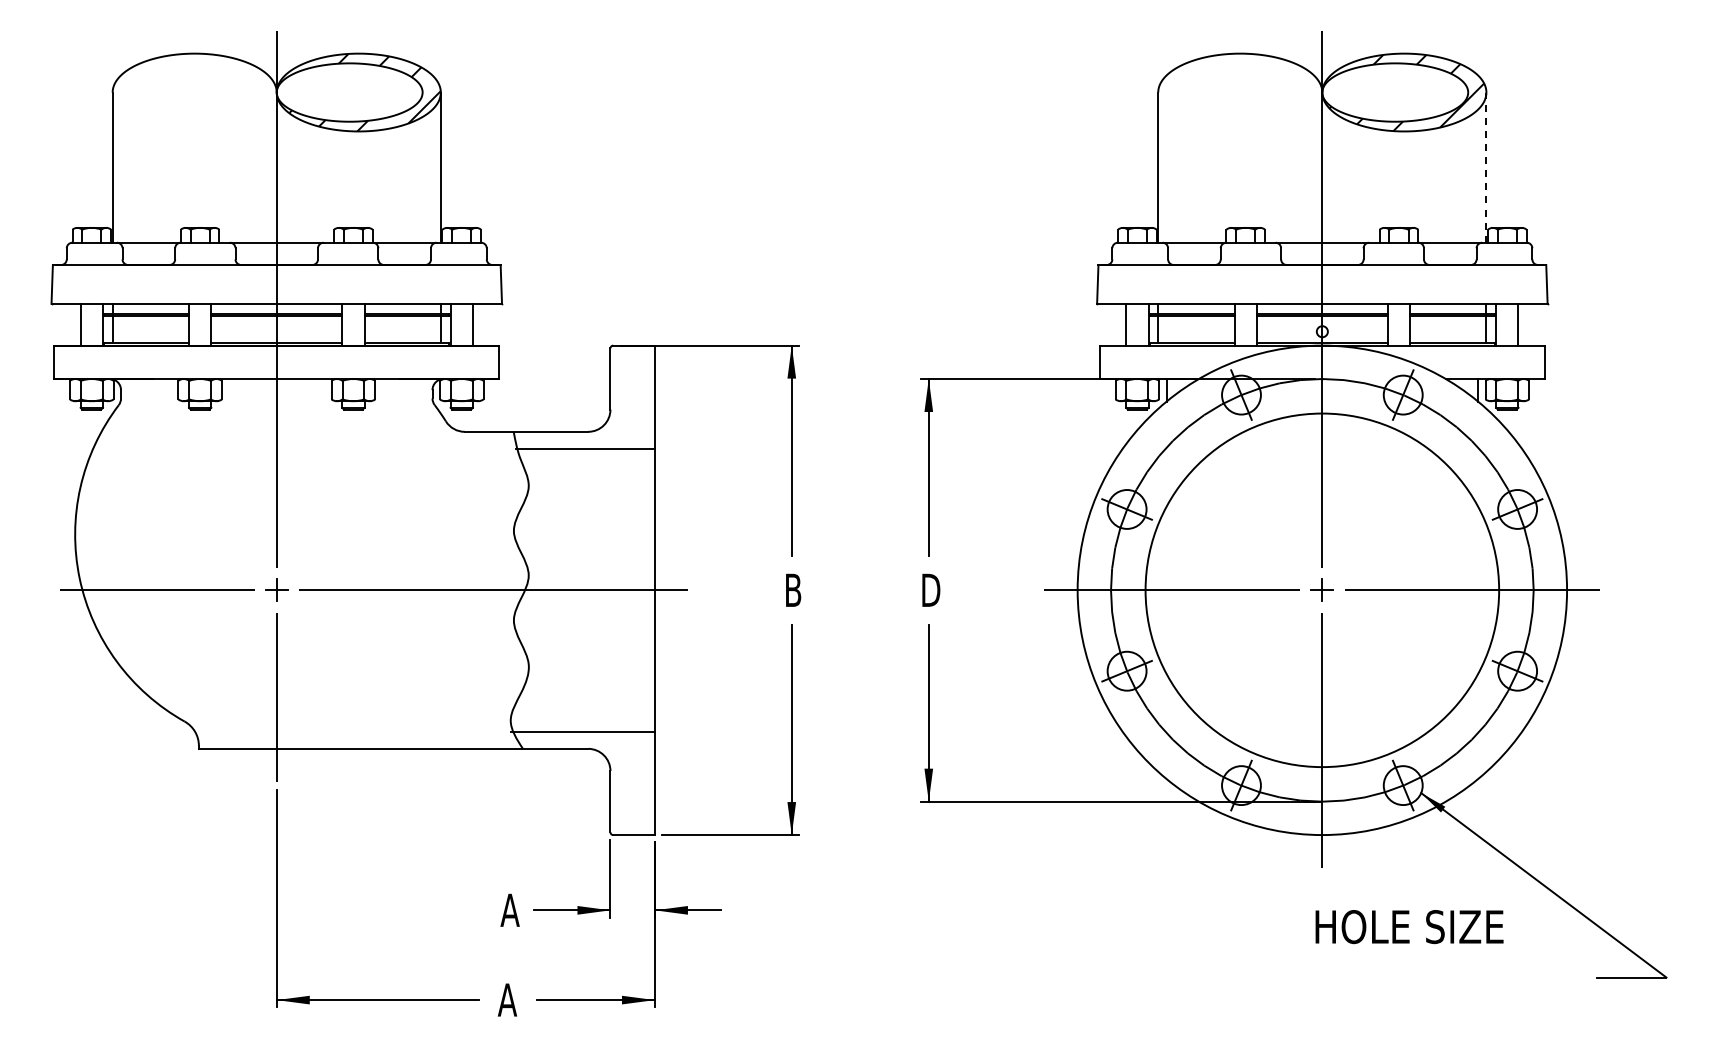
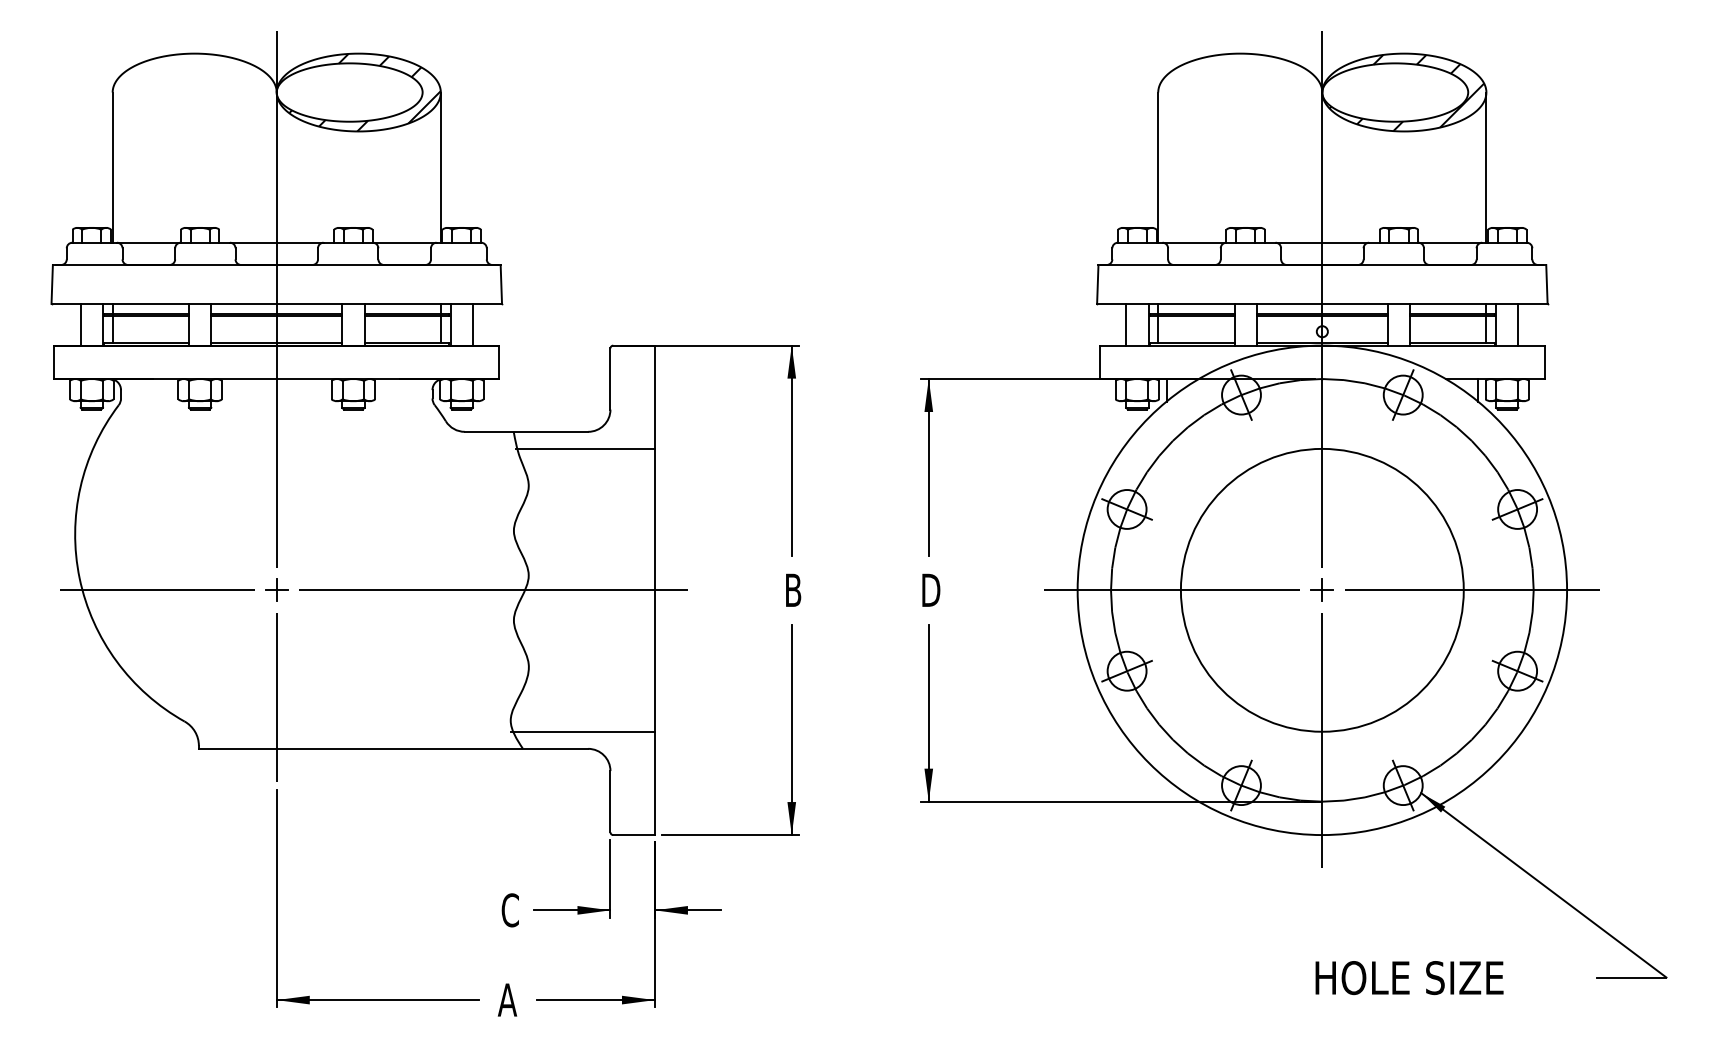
line: dashed -> solid (1486, 167)
circle diameter: 354 px -> 283 px (1321, 589)
text: A -> C (509, 910)
text position: (1409, 927) -> (1409, 978) (1409, 978)
